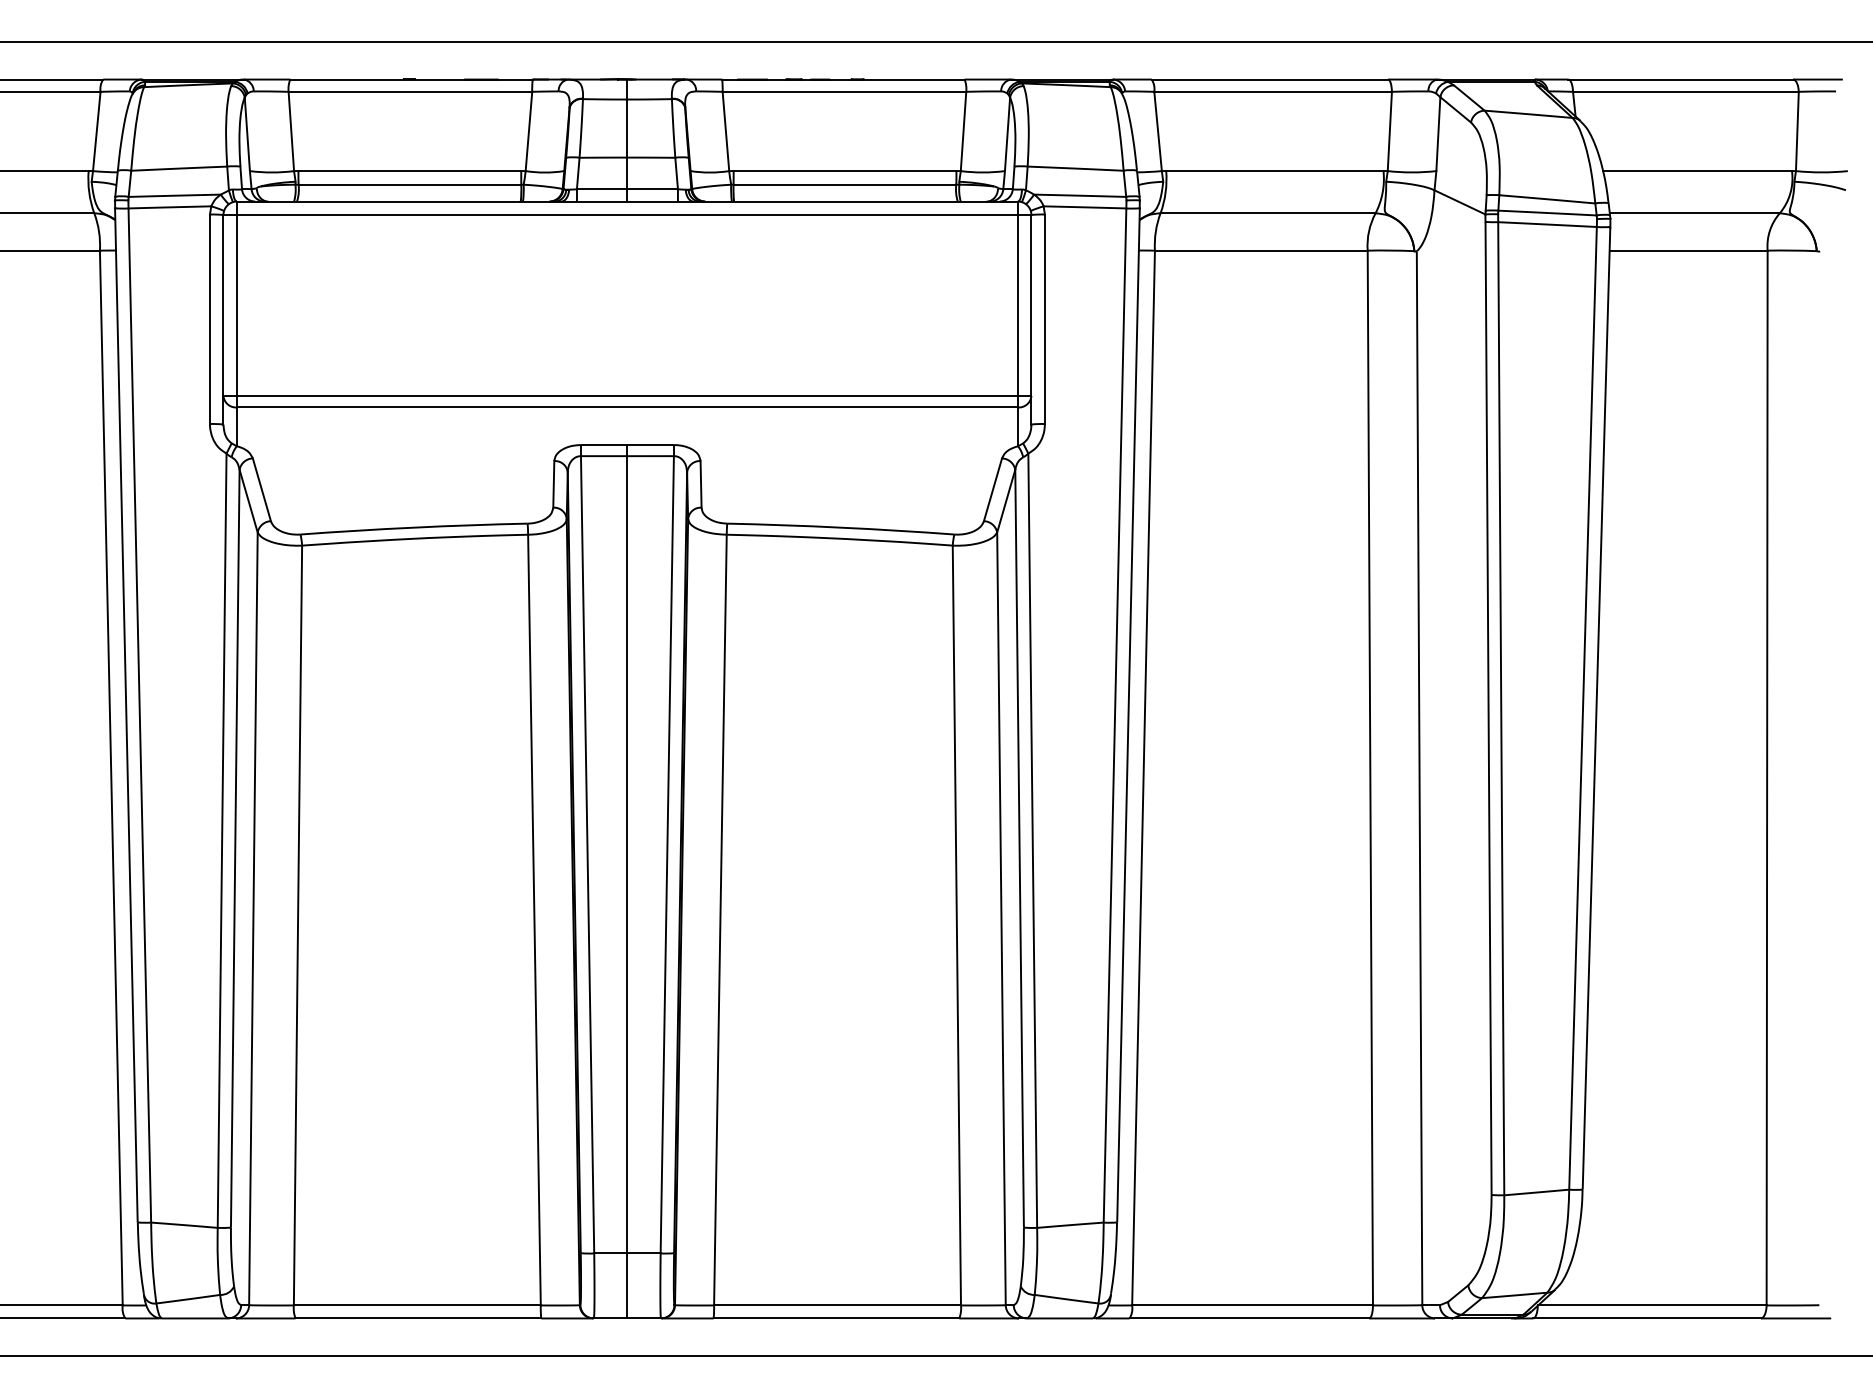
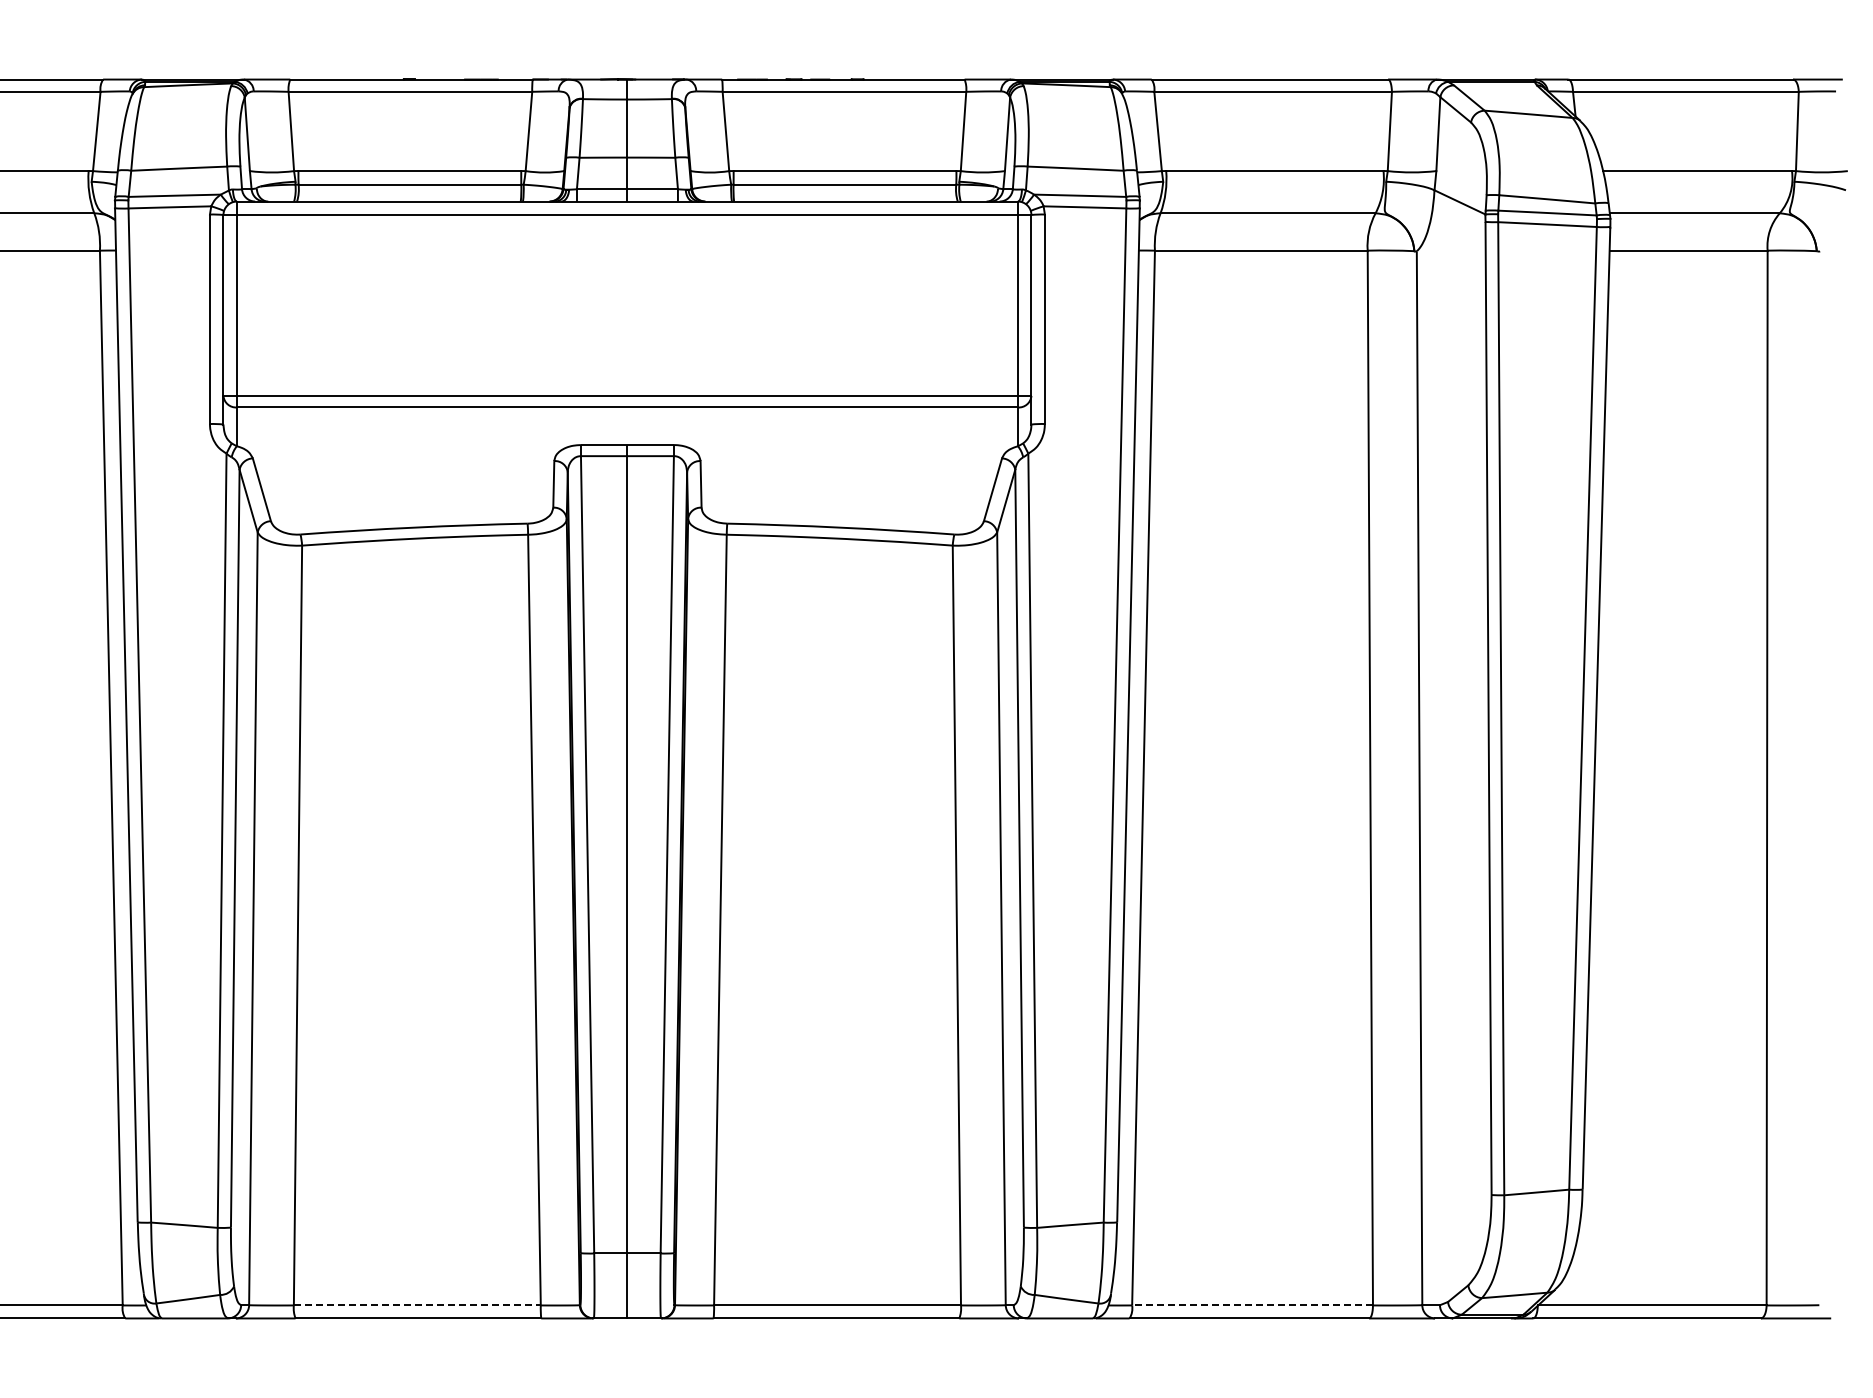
line: present -> none (935, 41)
line: solid -> dashed (417, 1305)
line: solid -> dashed (1252, 1305)
line: present -> none (935, 1356)
